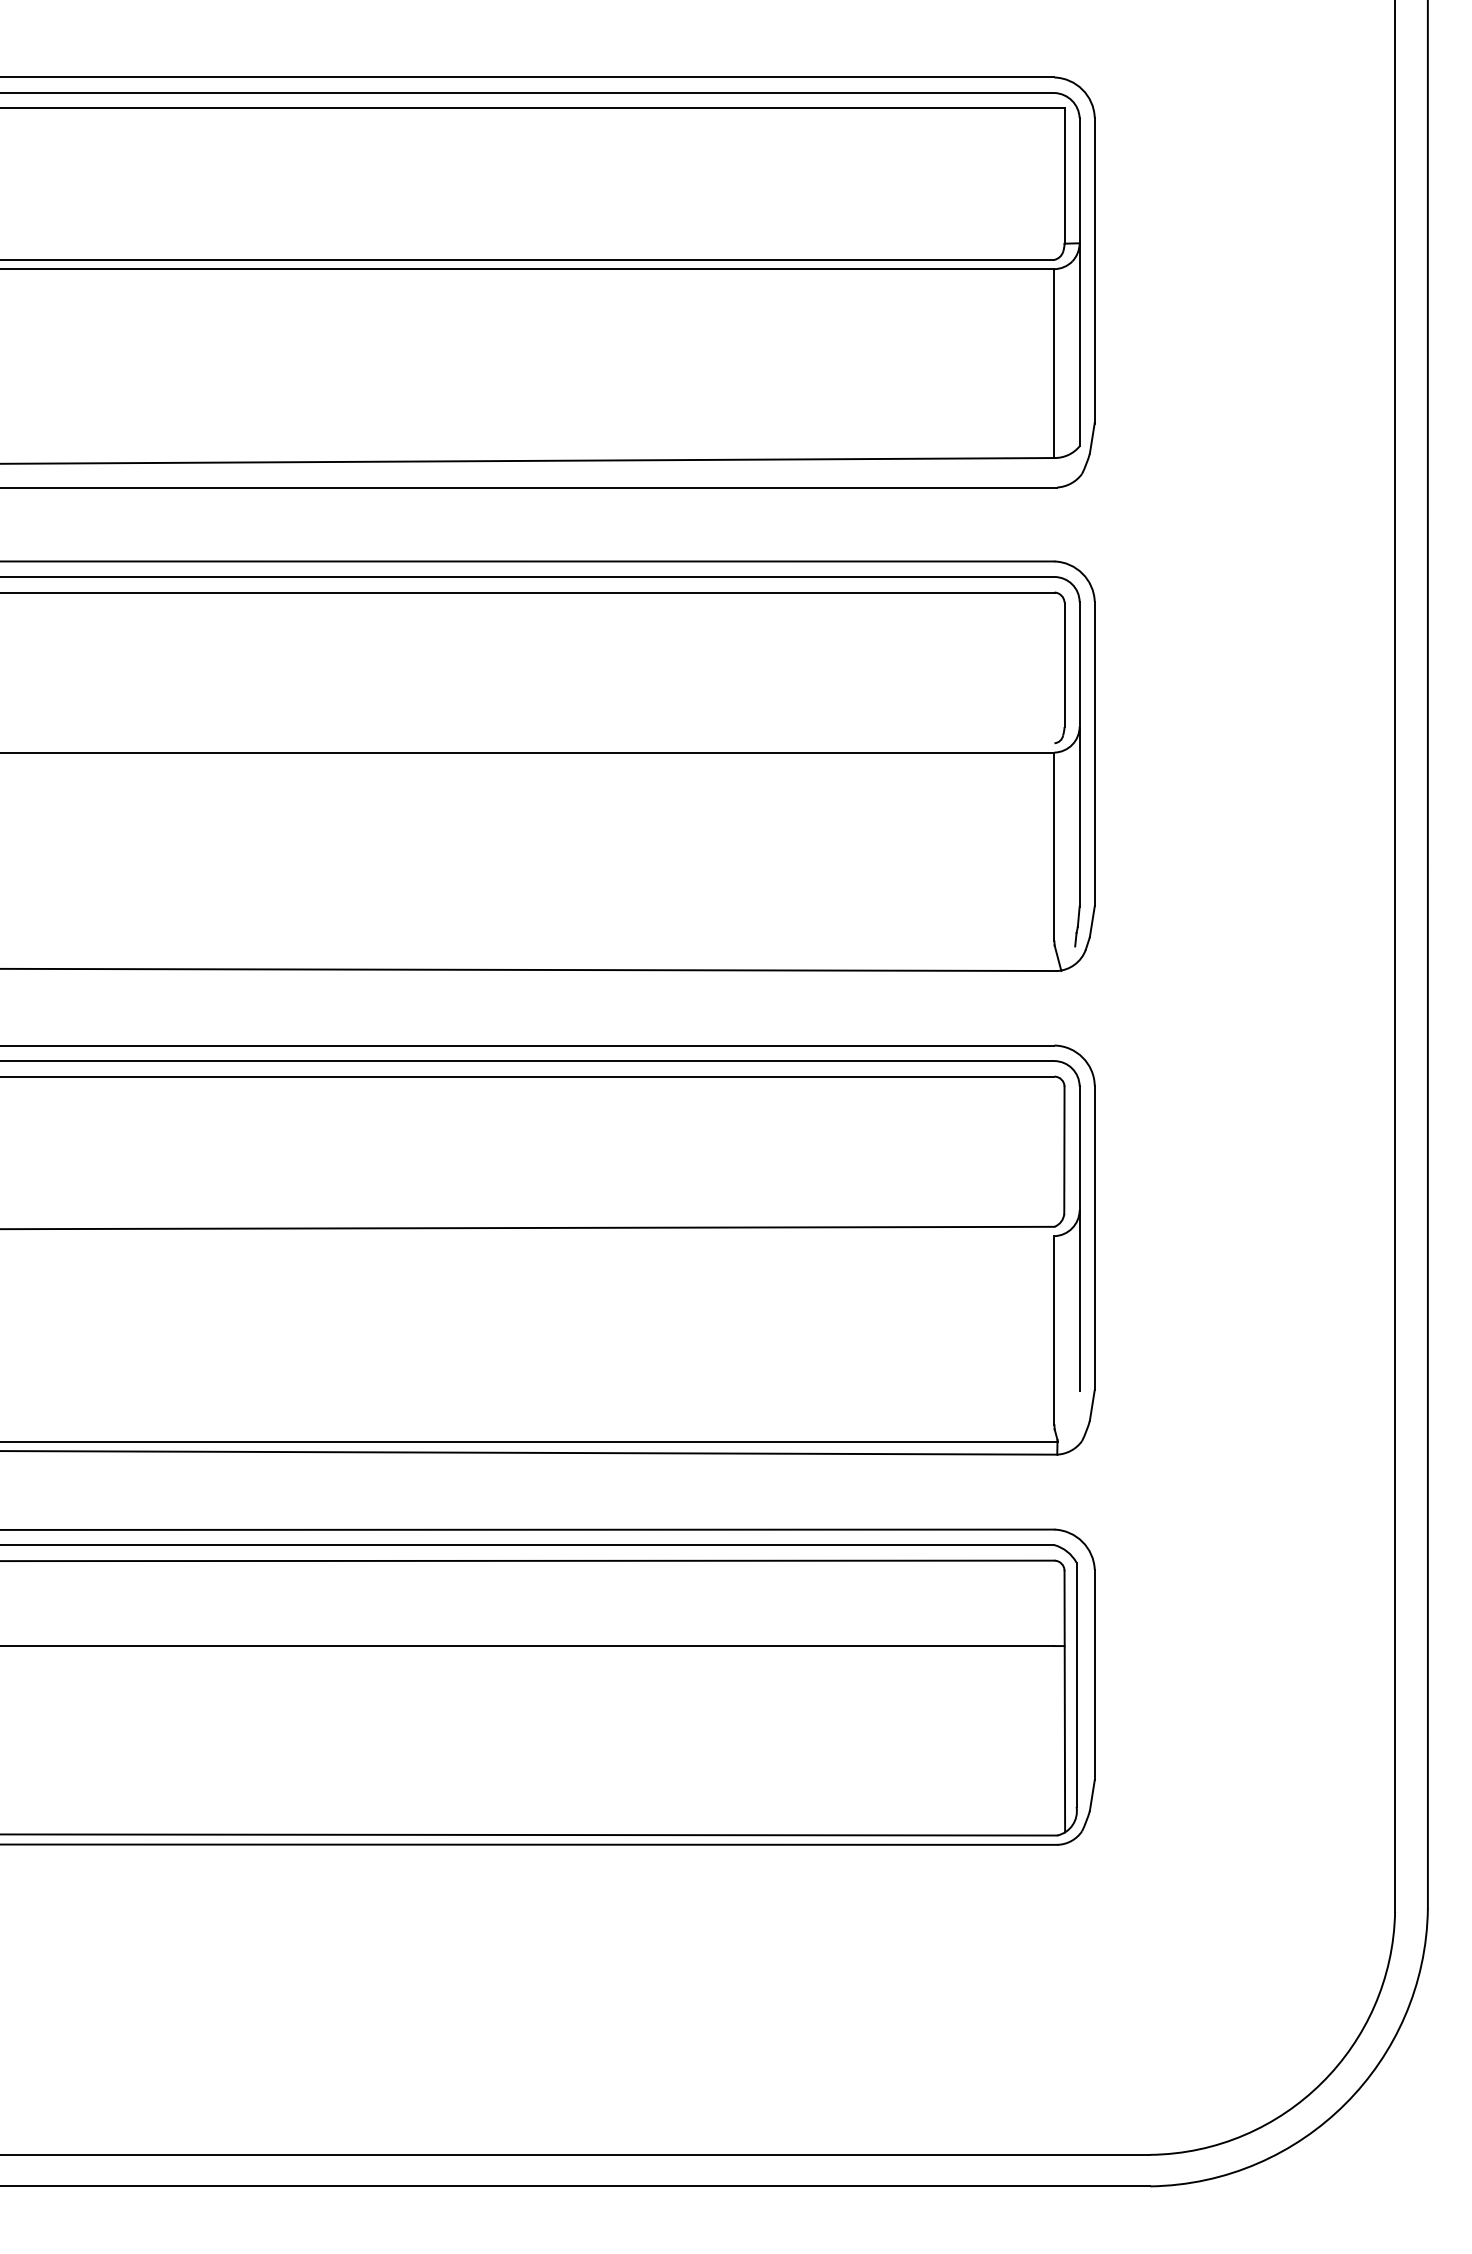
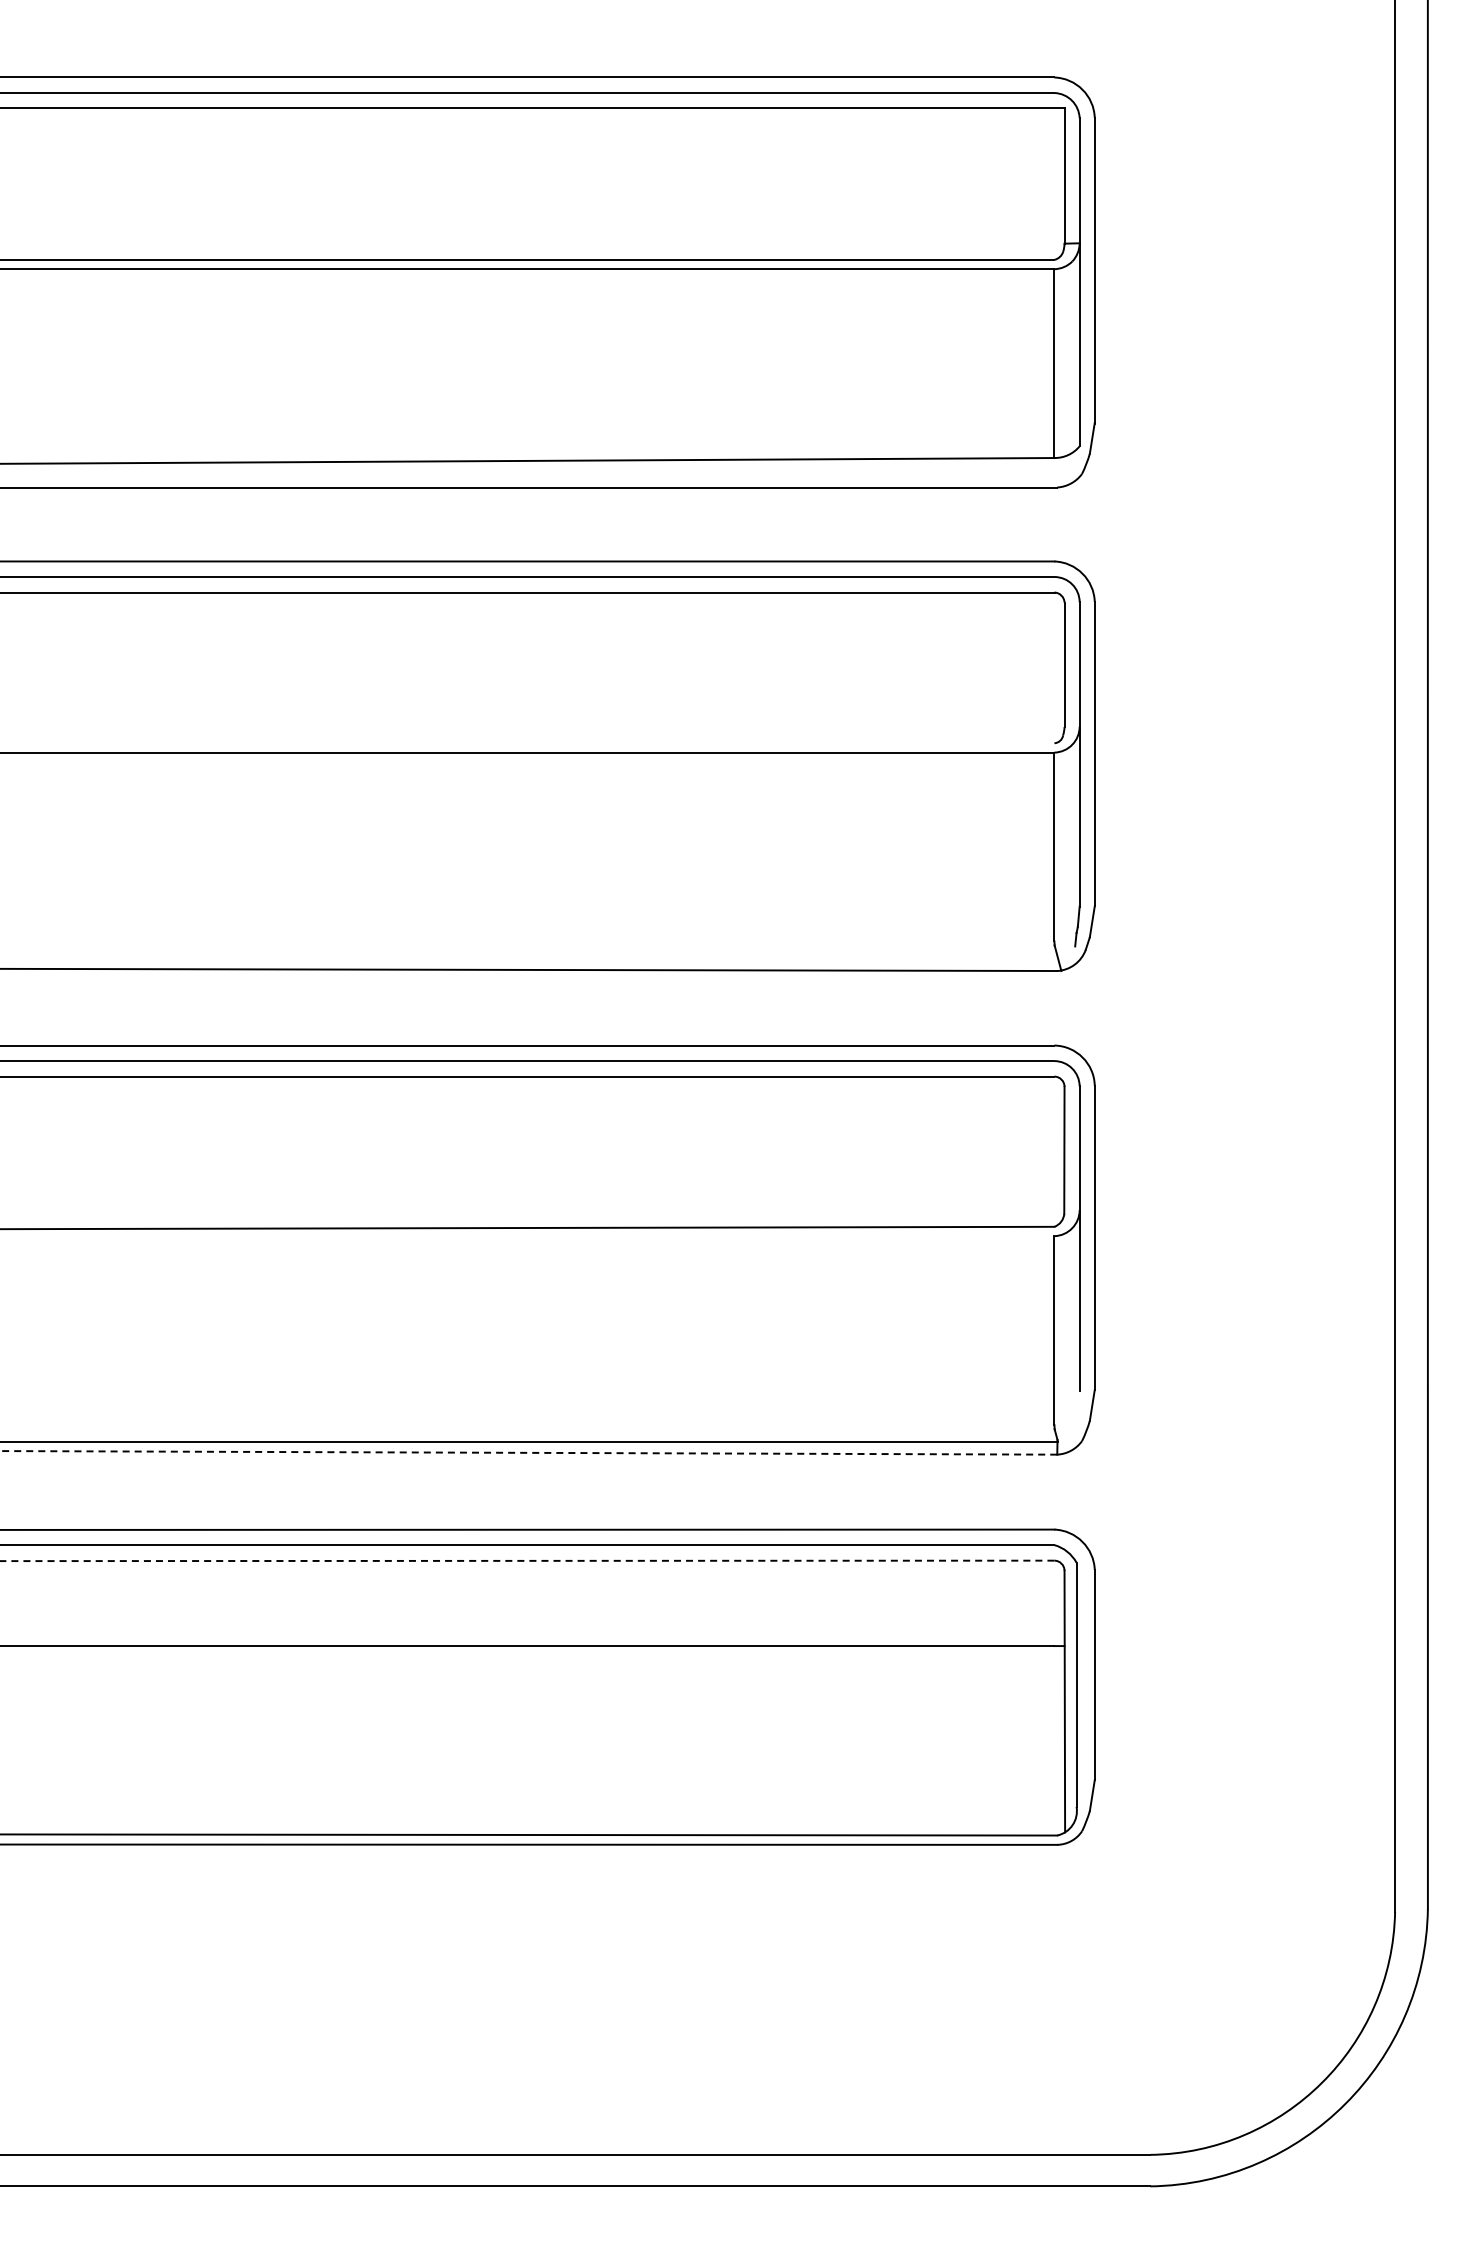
line: solid -> dashed (528, 1452)
line: solid -> dashed (527, 1560)
